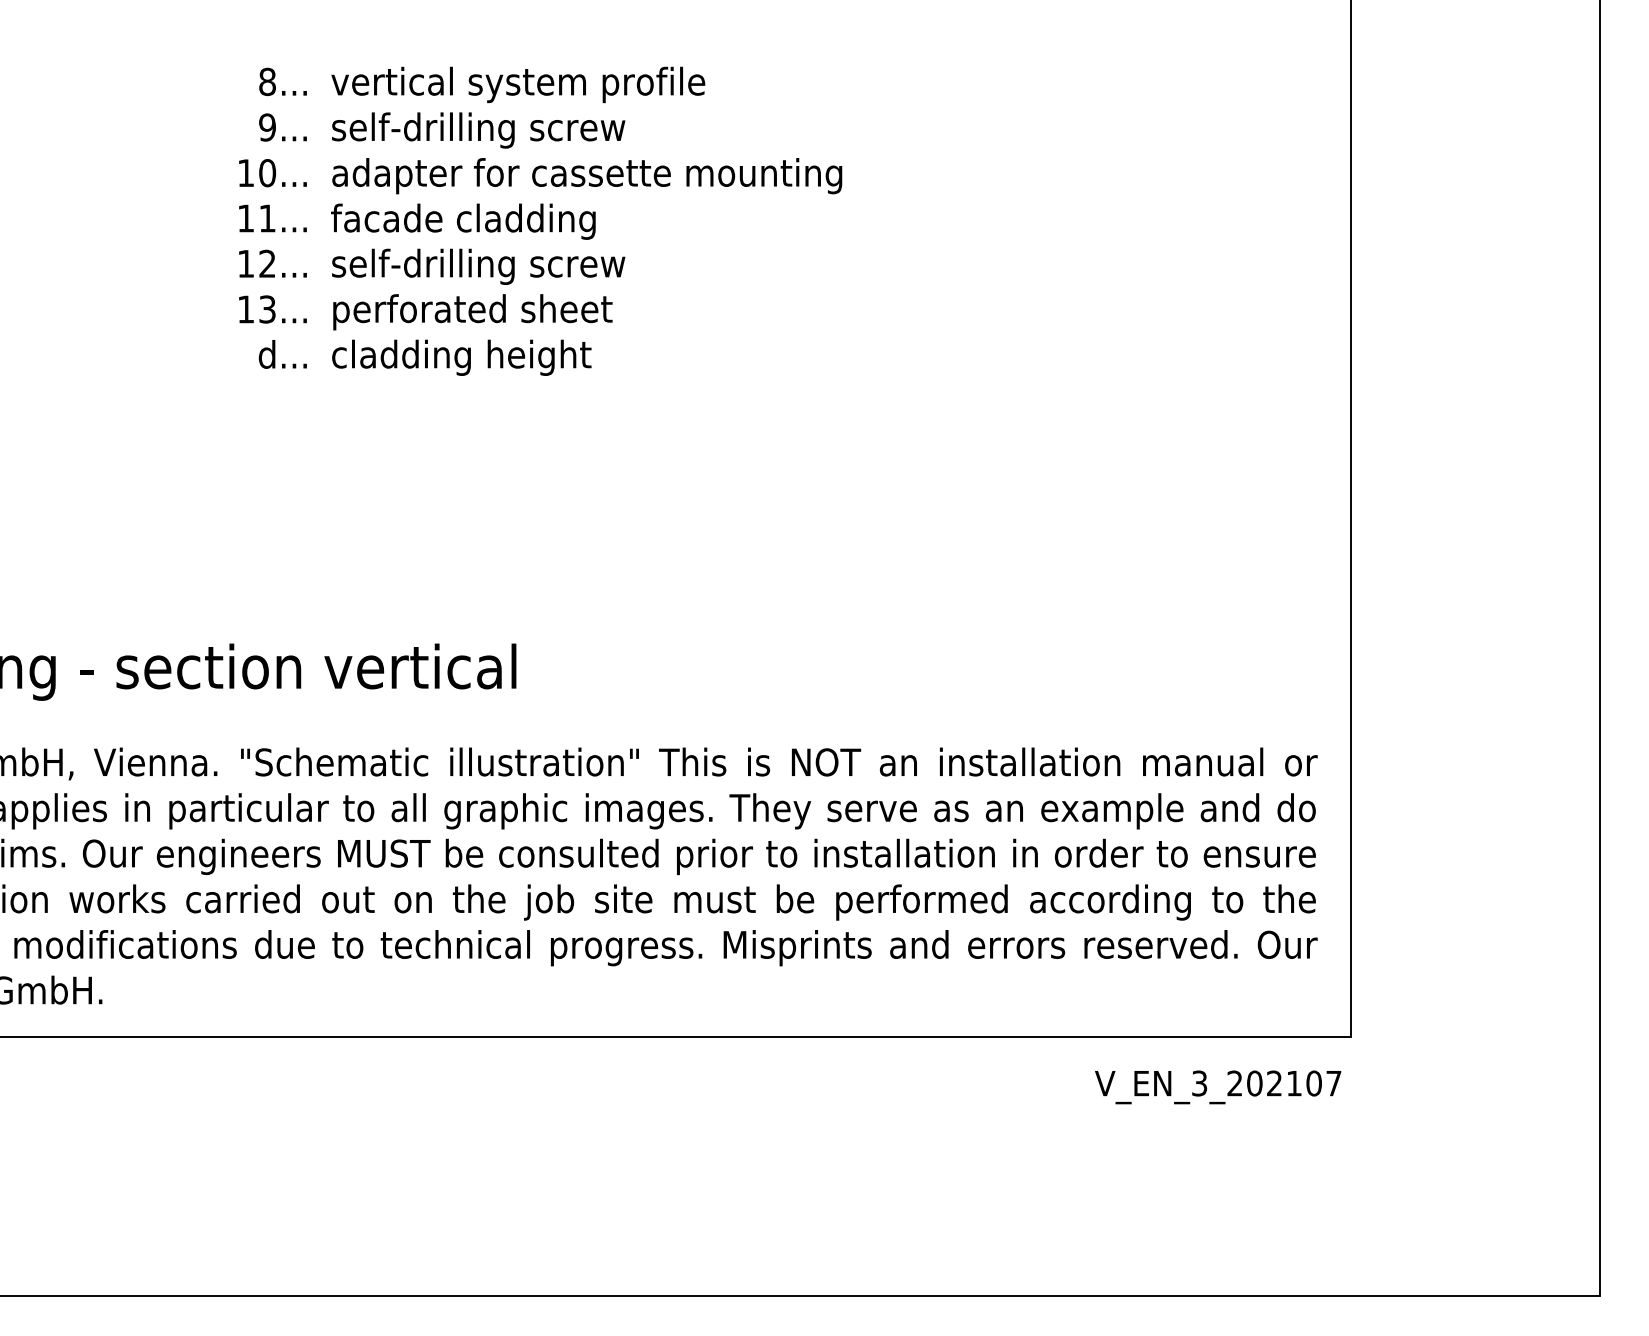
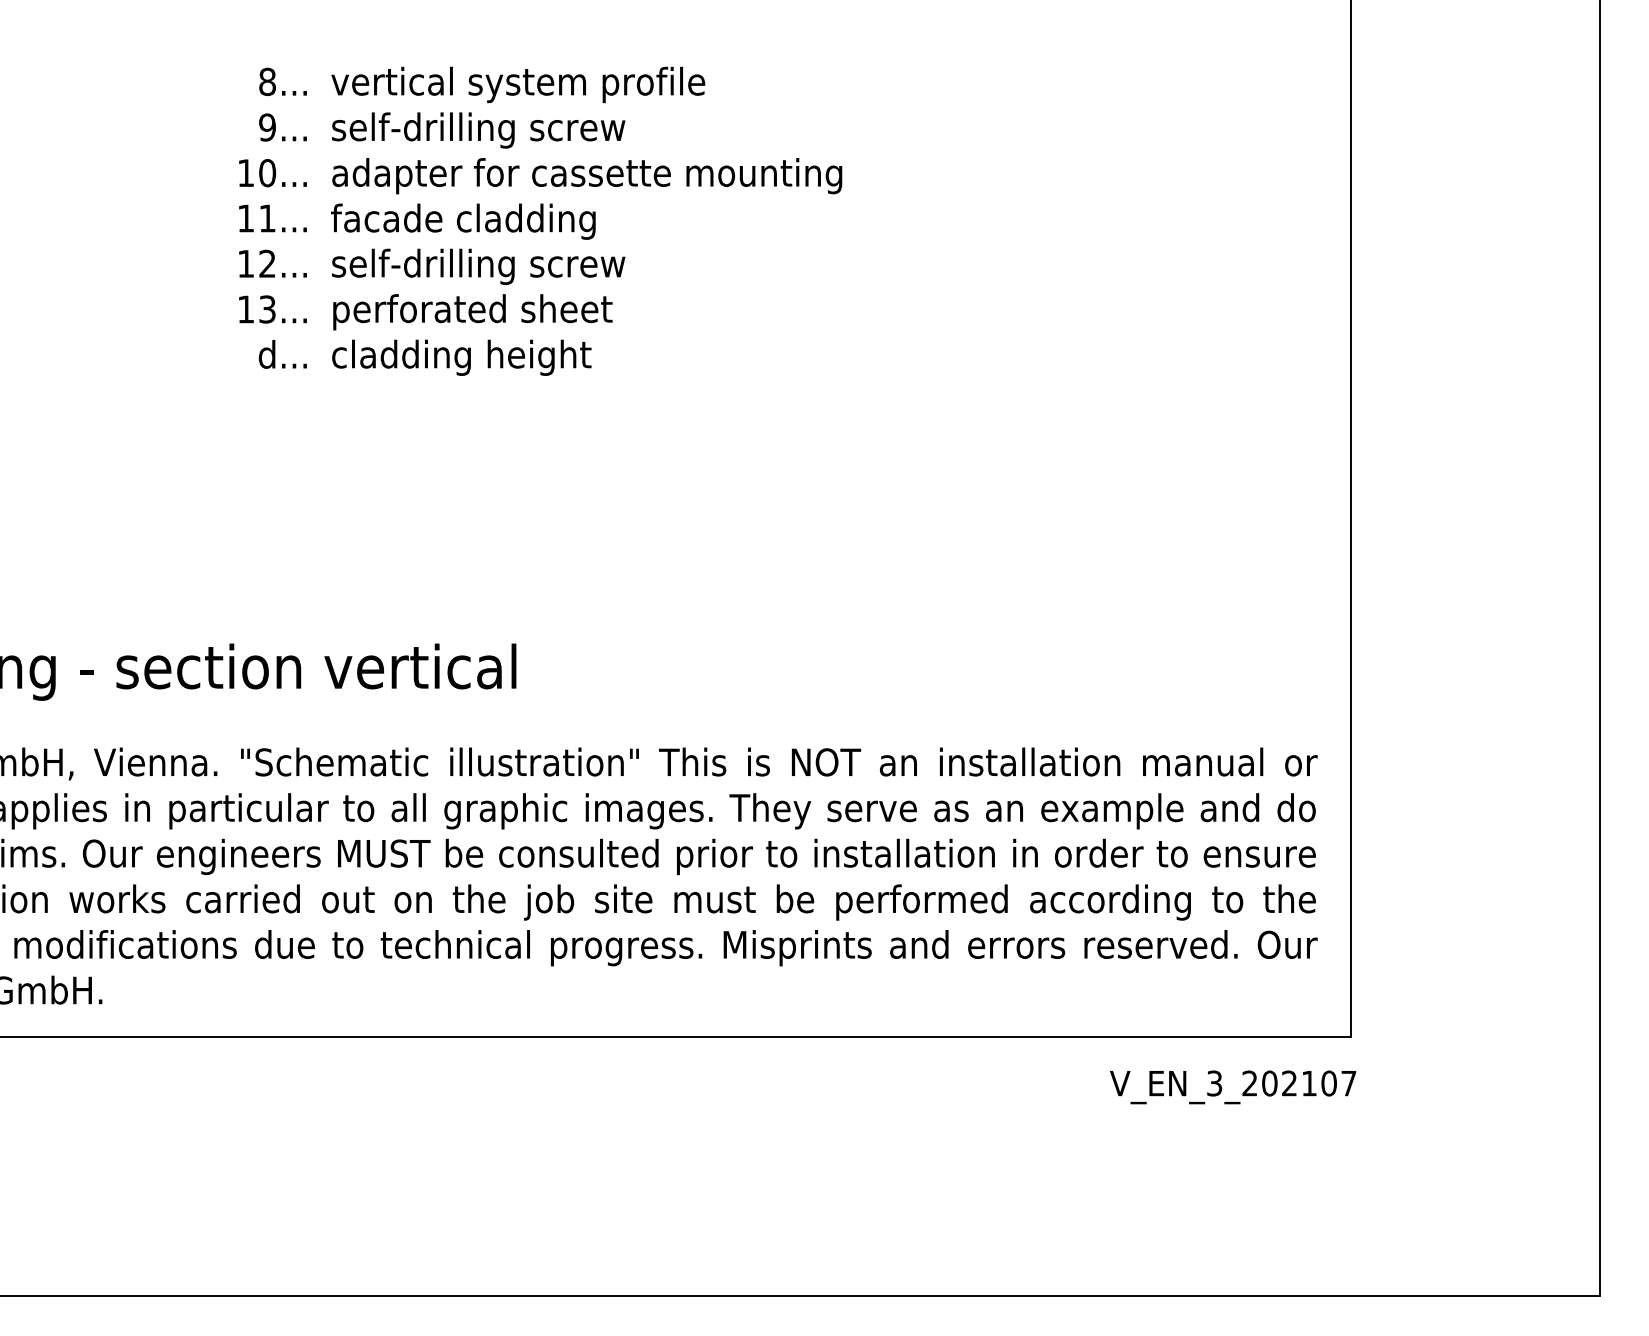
text position: (1218, 1087) -> (1233, 1087) (1233, 1087)
